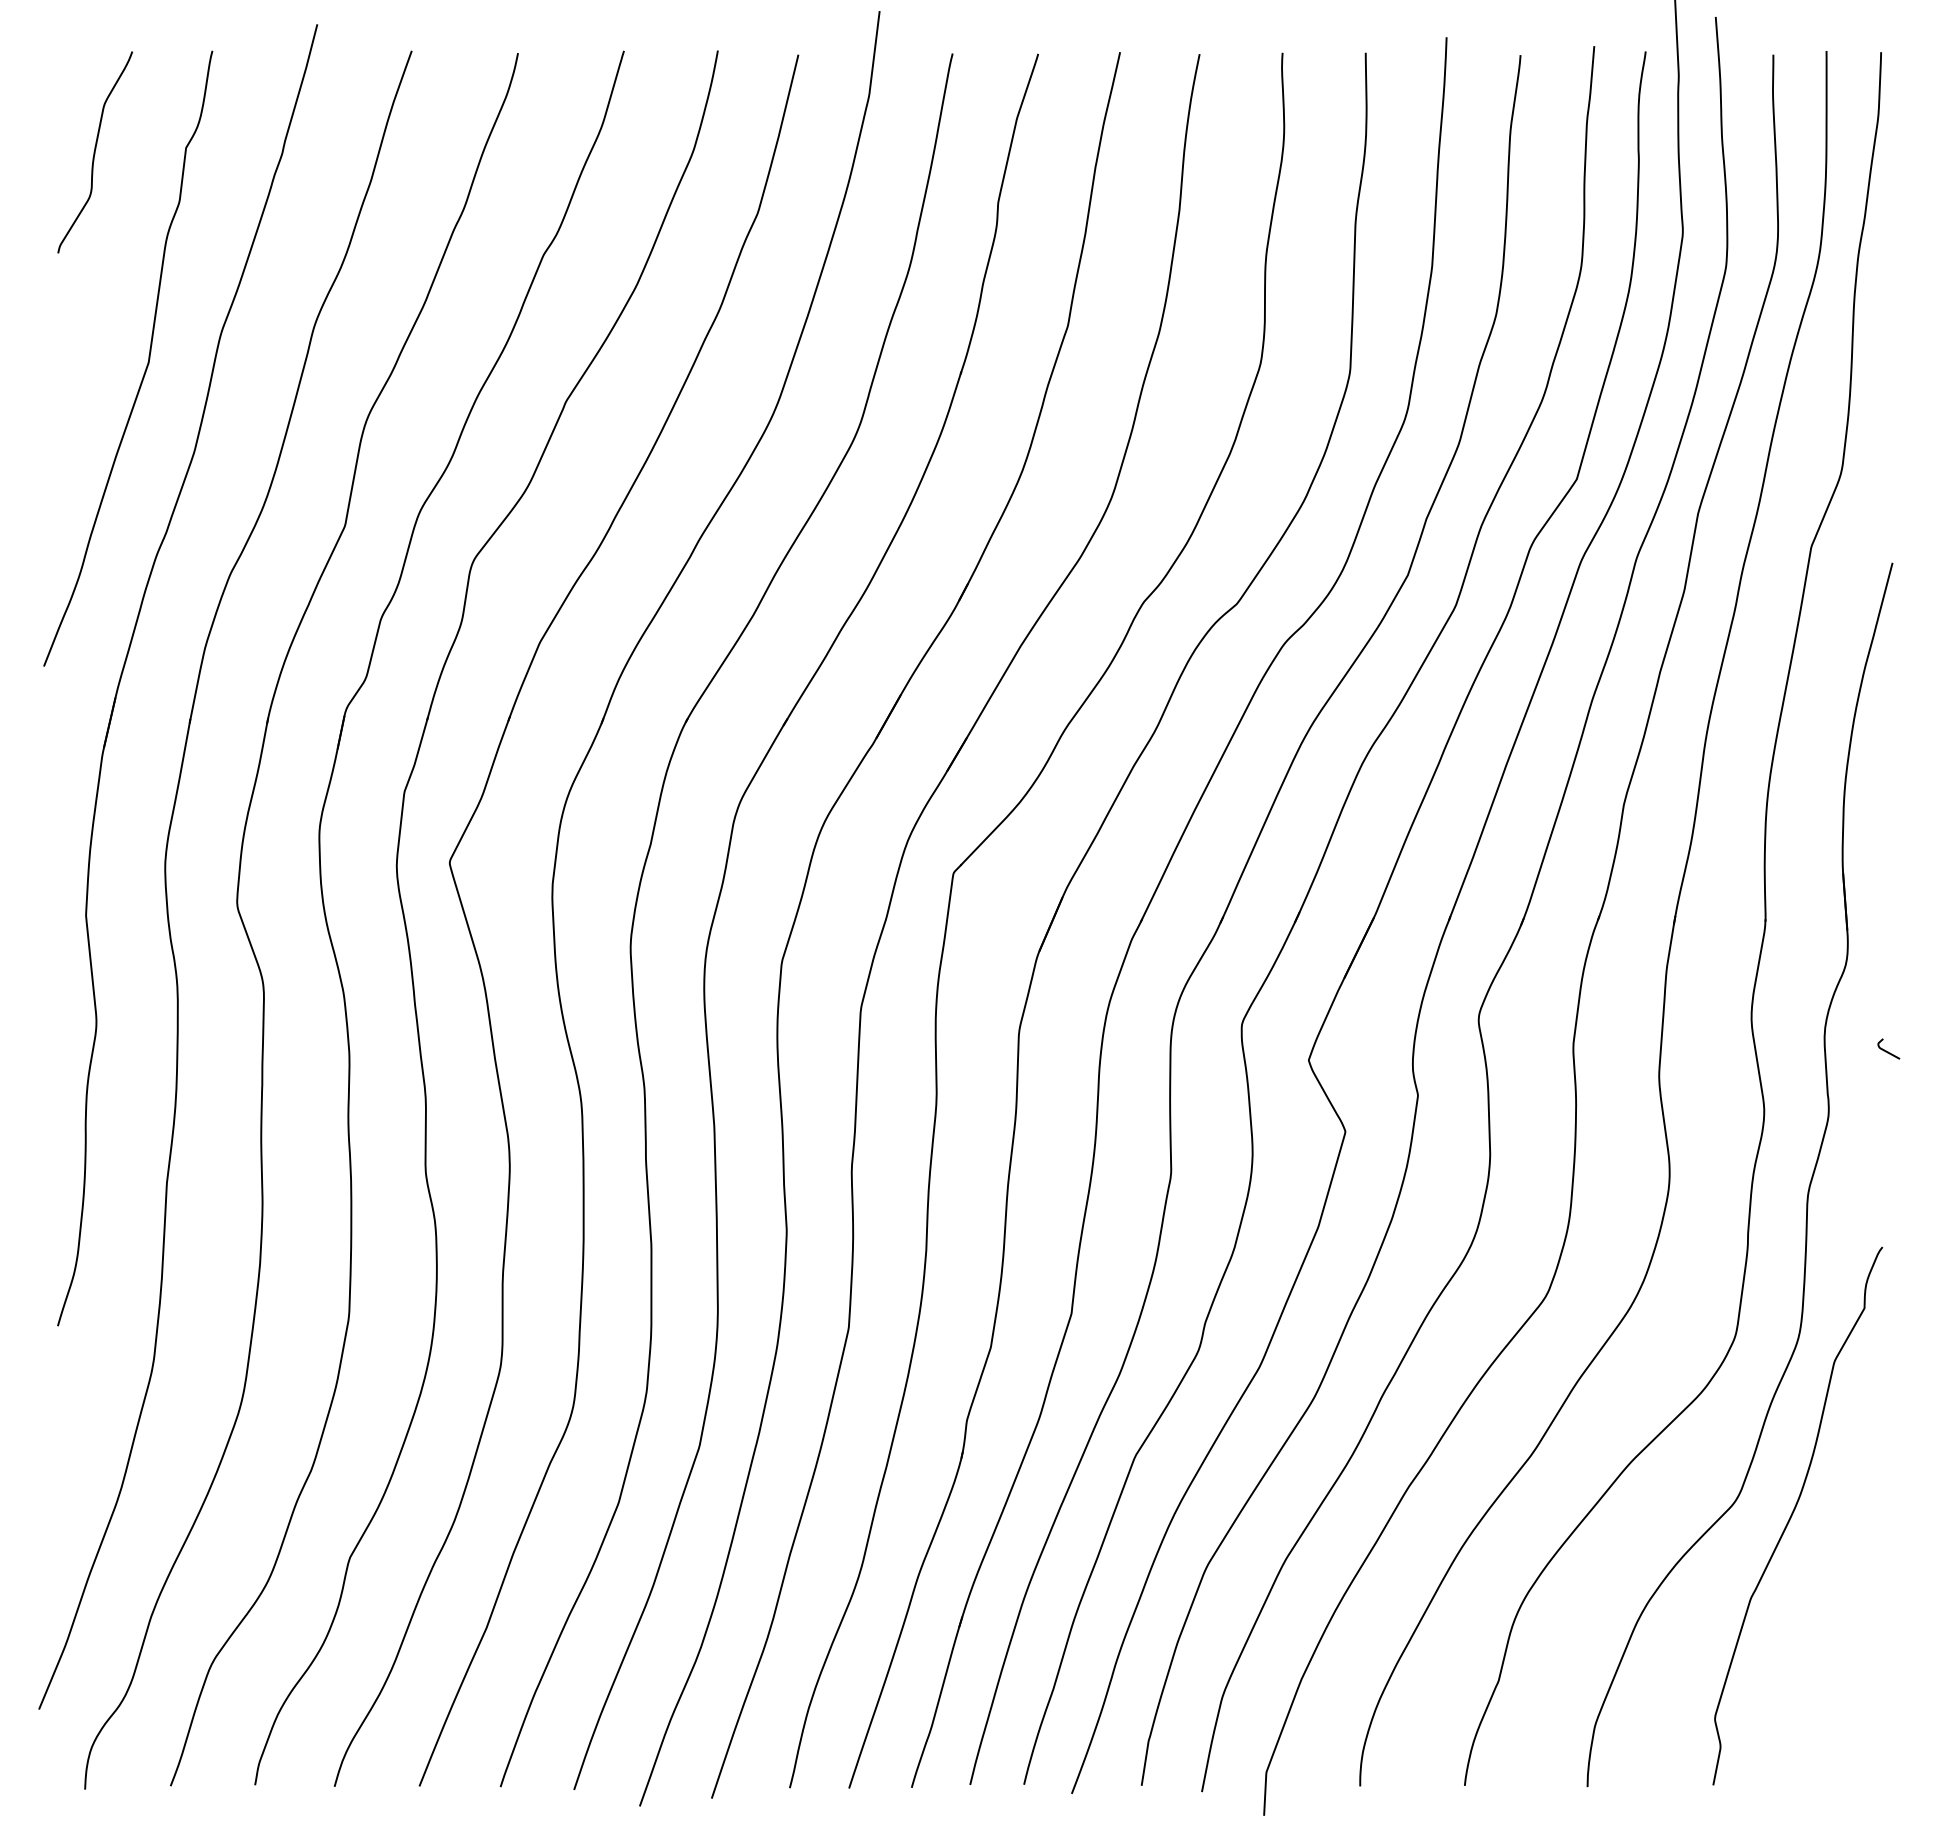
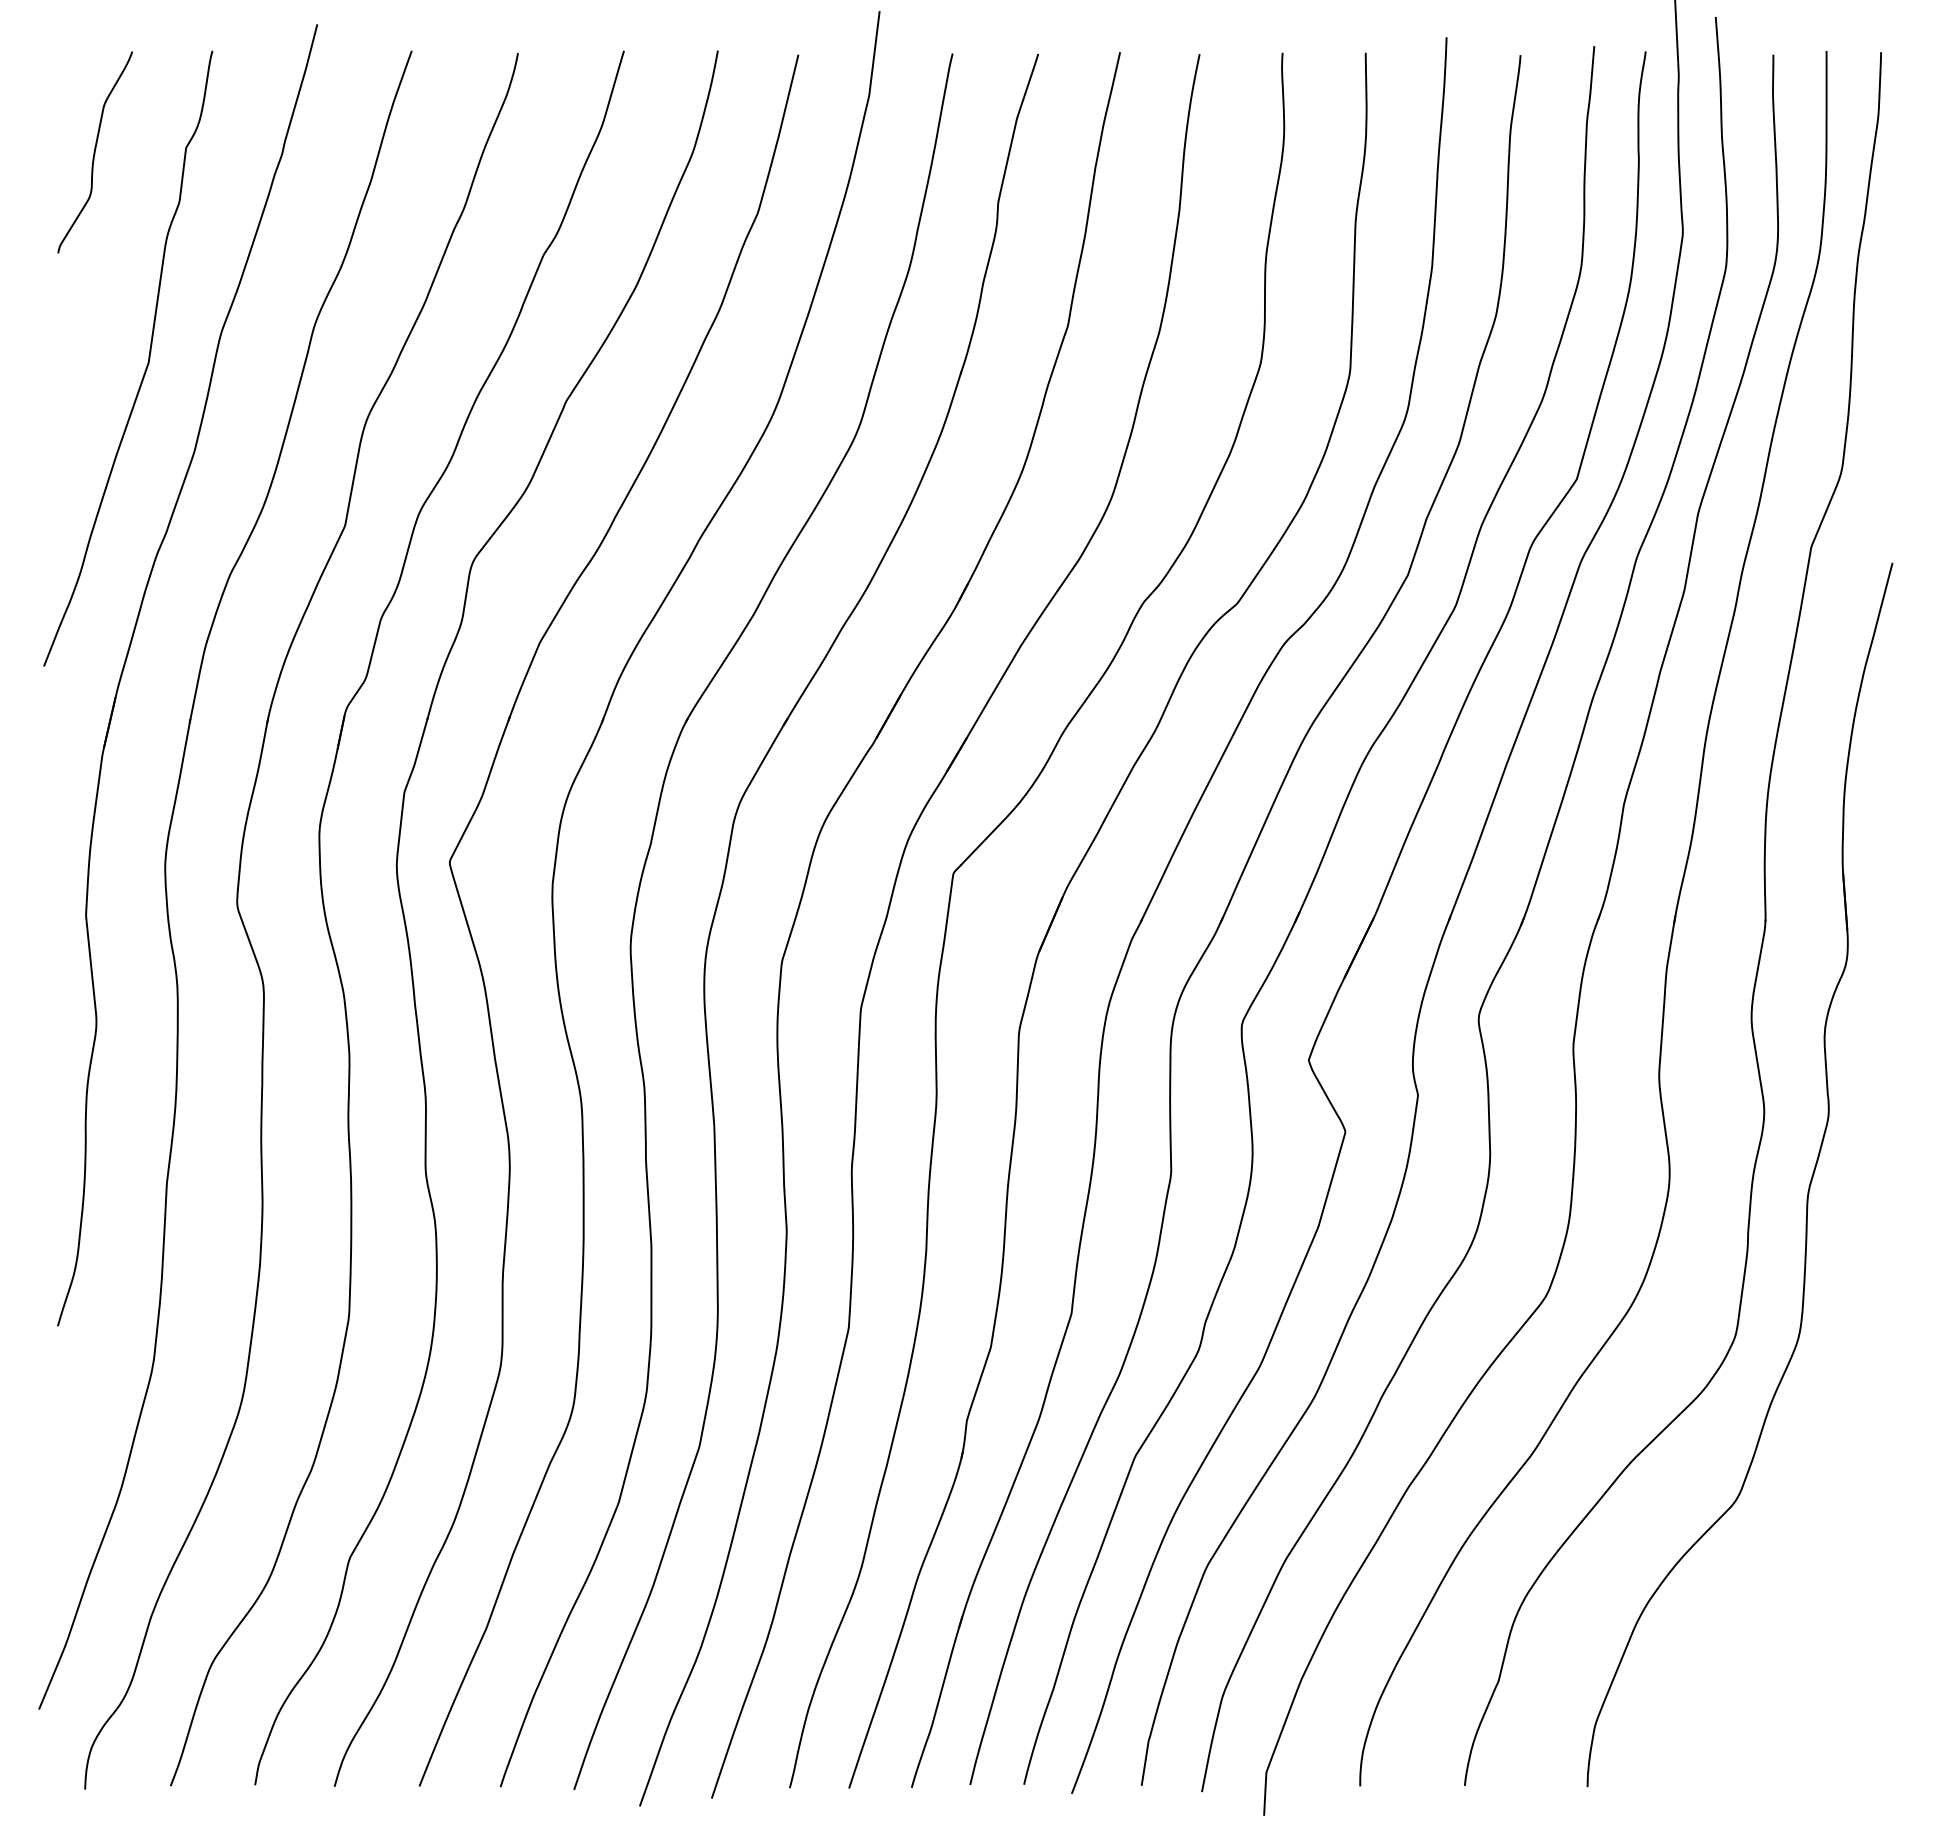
curve: present -> none (1886, 1050)
curve: present -> none (1793, 1513)
